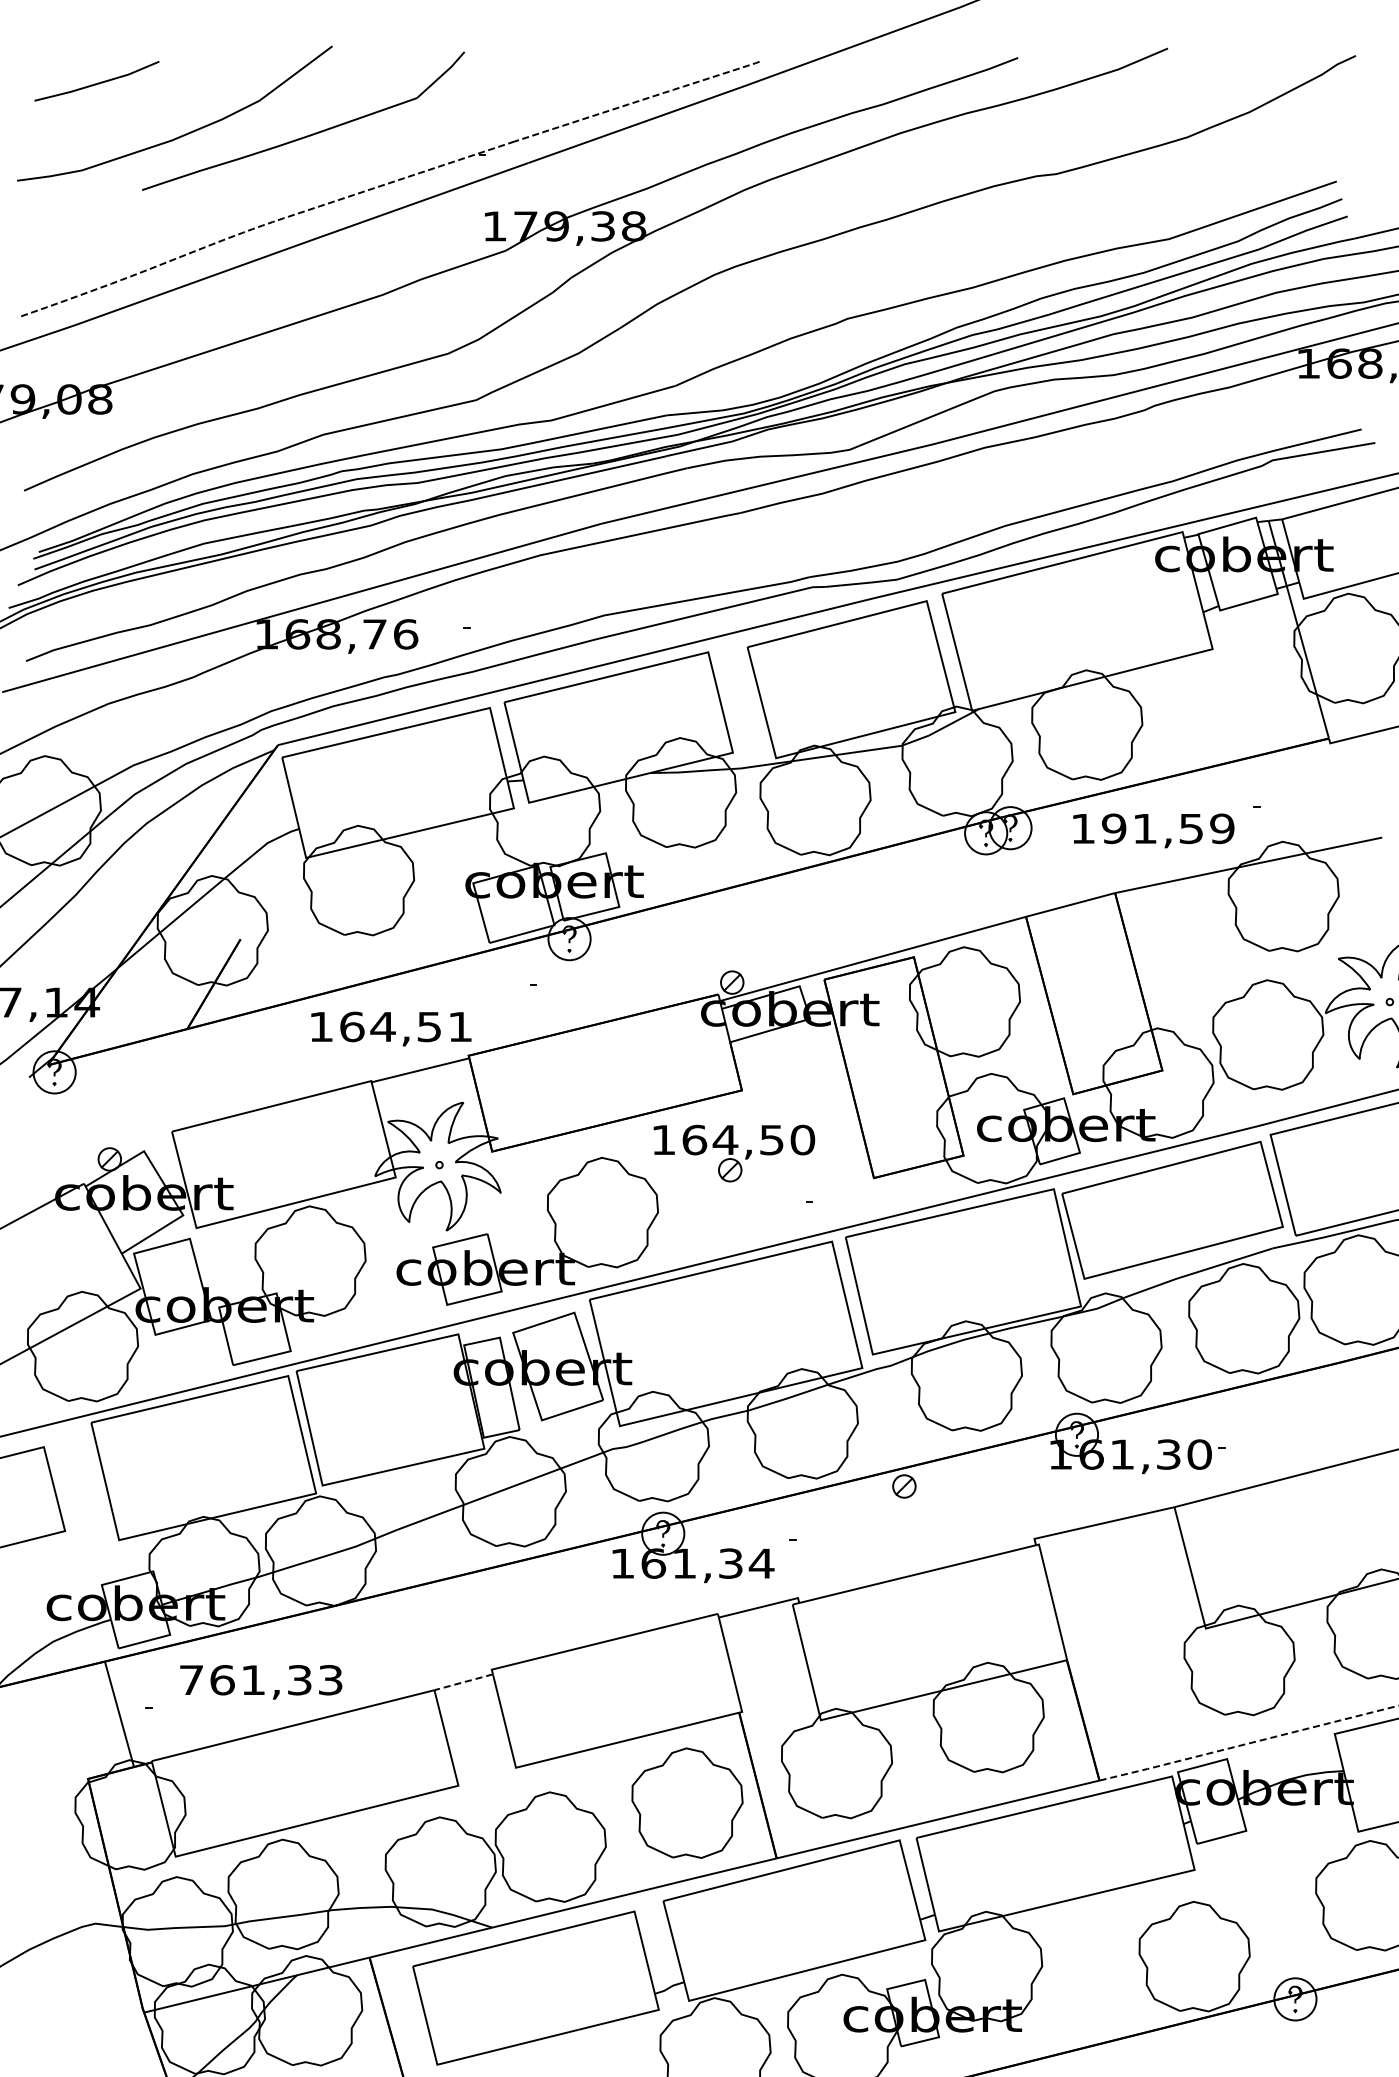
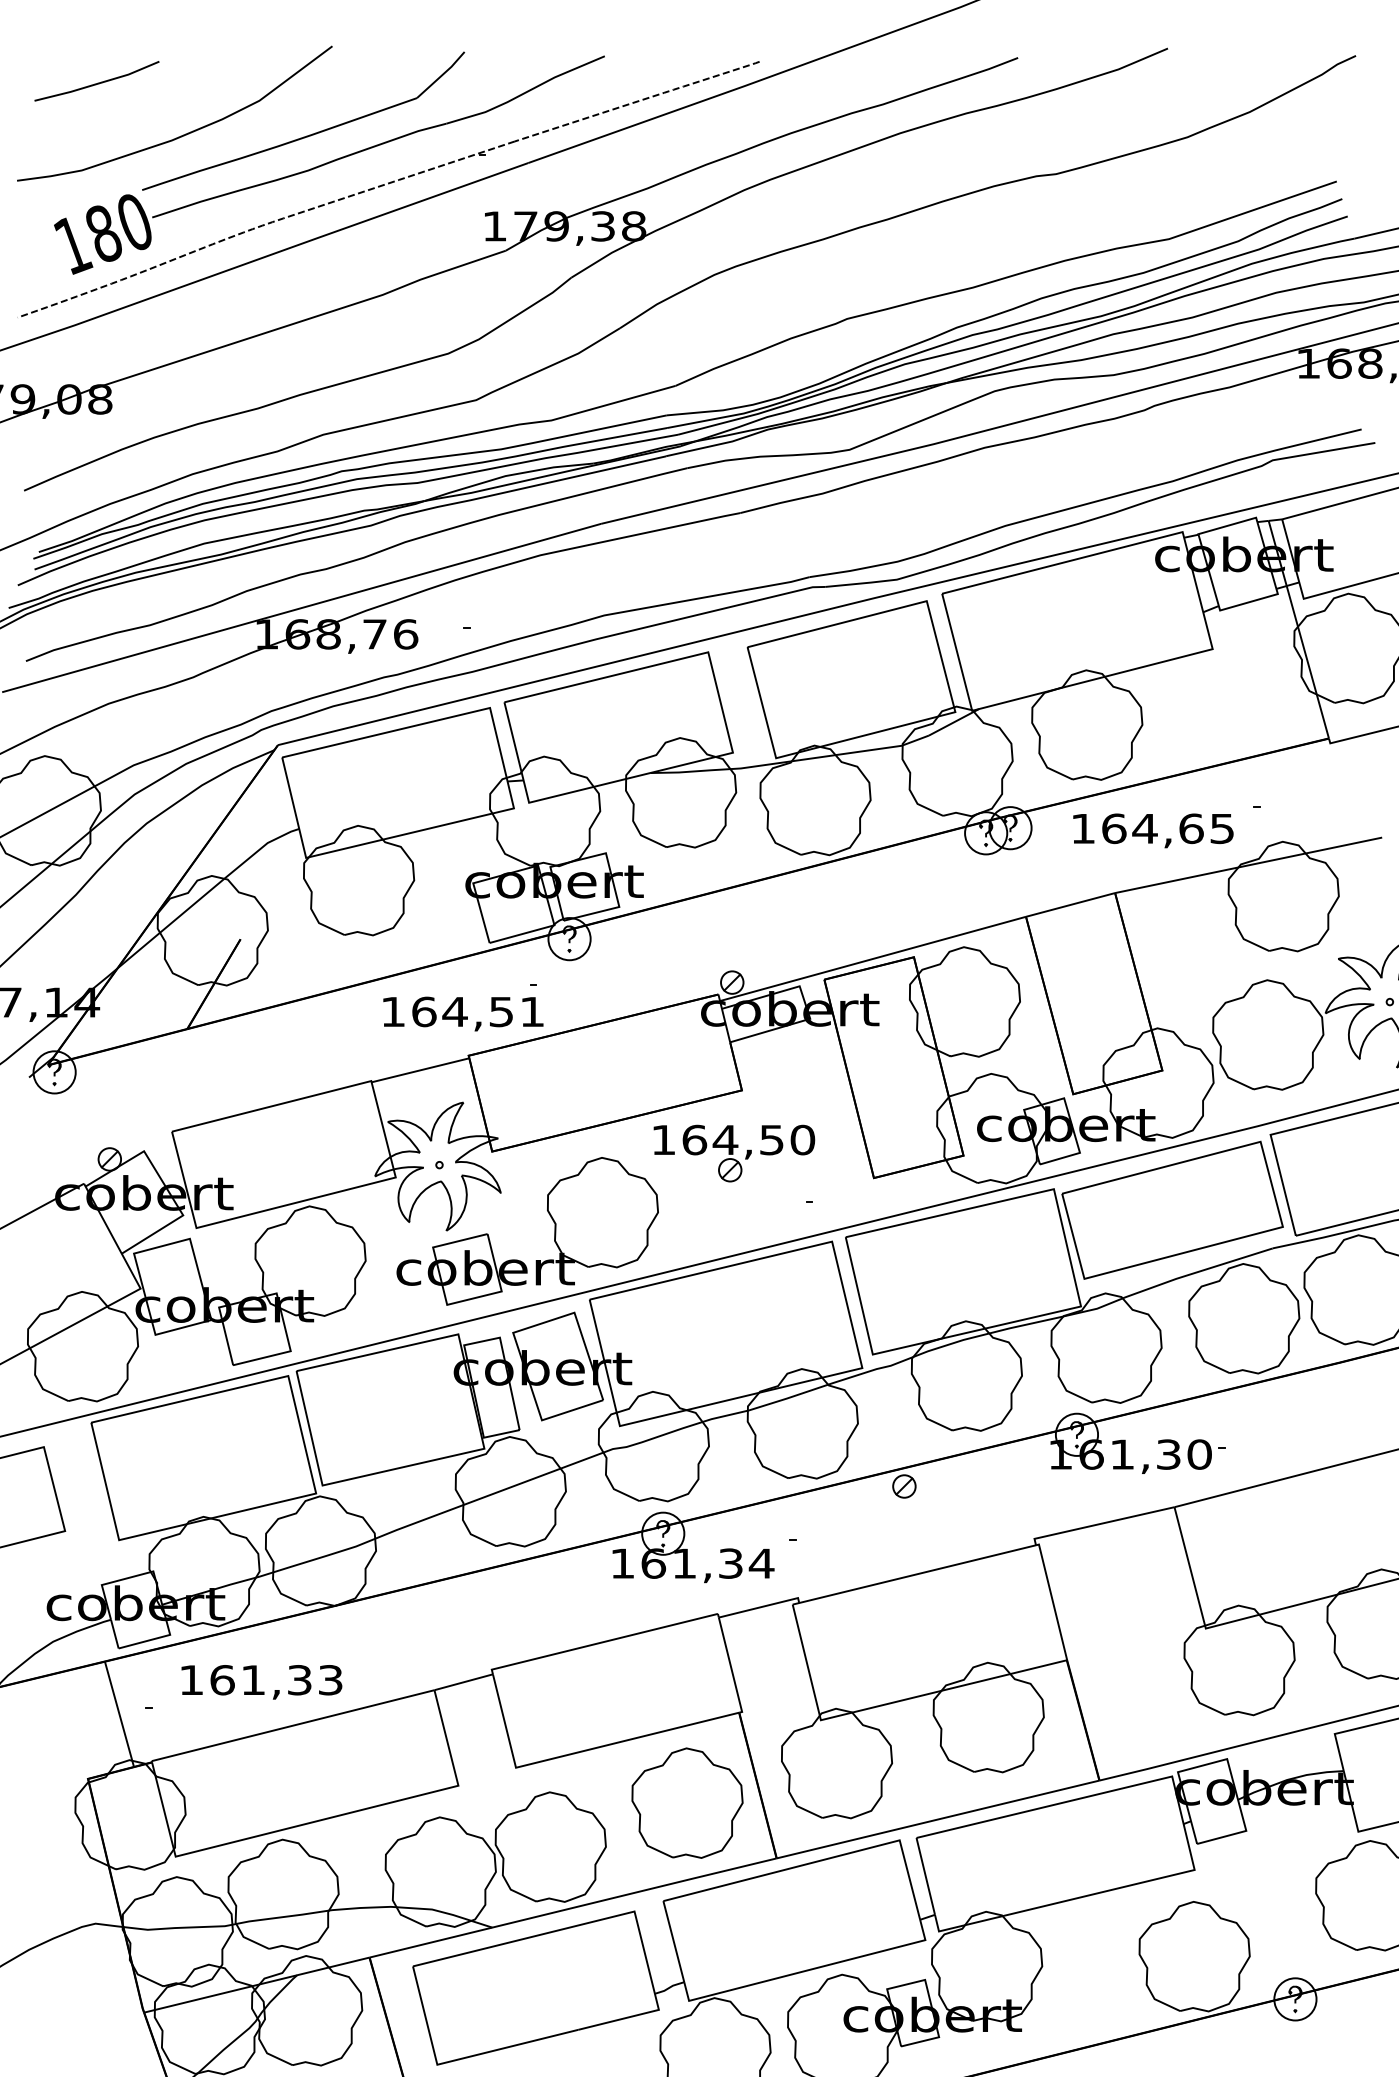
part: none -> present (329, 164)
text: 191,59 -> 164,65 (1168, 828)
text position: (391, 1028) -> (463, 1013) (463, 1013)
text: 761,33 -> 161,33 (191, 1679)
line: dashed -> solid (463, 1682)
line: dashed -> solid (1248, 1743)
